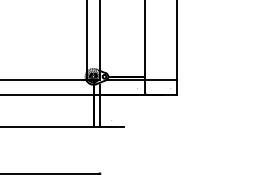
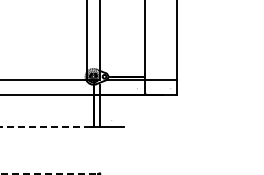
line: solid -> dashed (46, 127)
line: solid -> dashed (49, 173)
